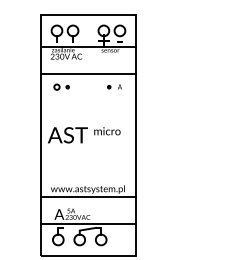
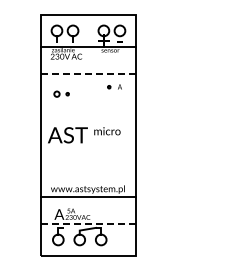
line: solid -> dashed (88, 73)
part position: (61, 86) -> (61, 93) (61, 93)
line: solid -> dashed (88, 223)
